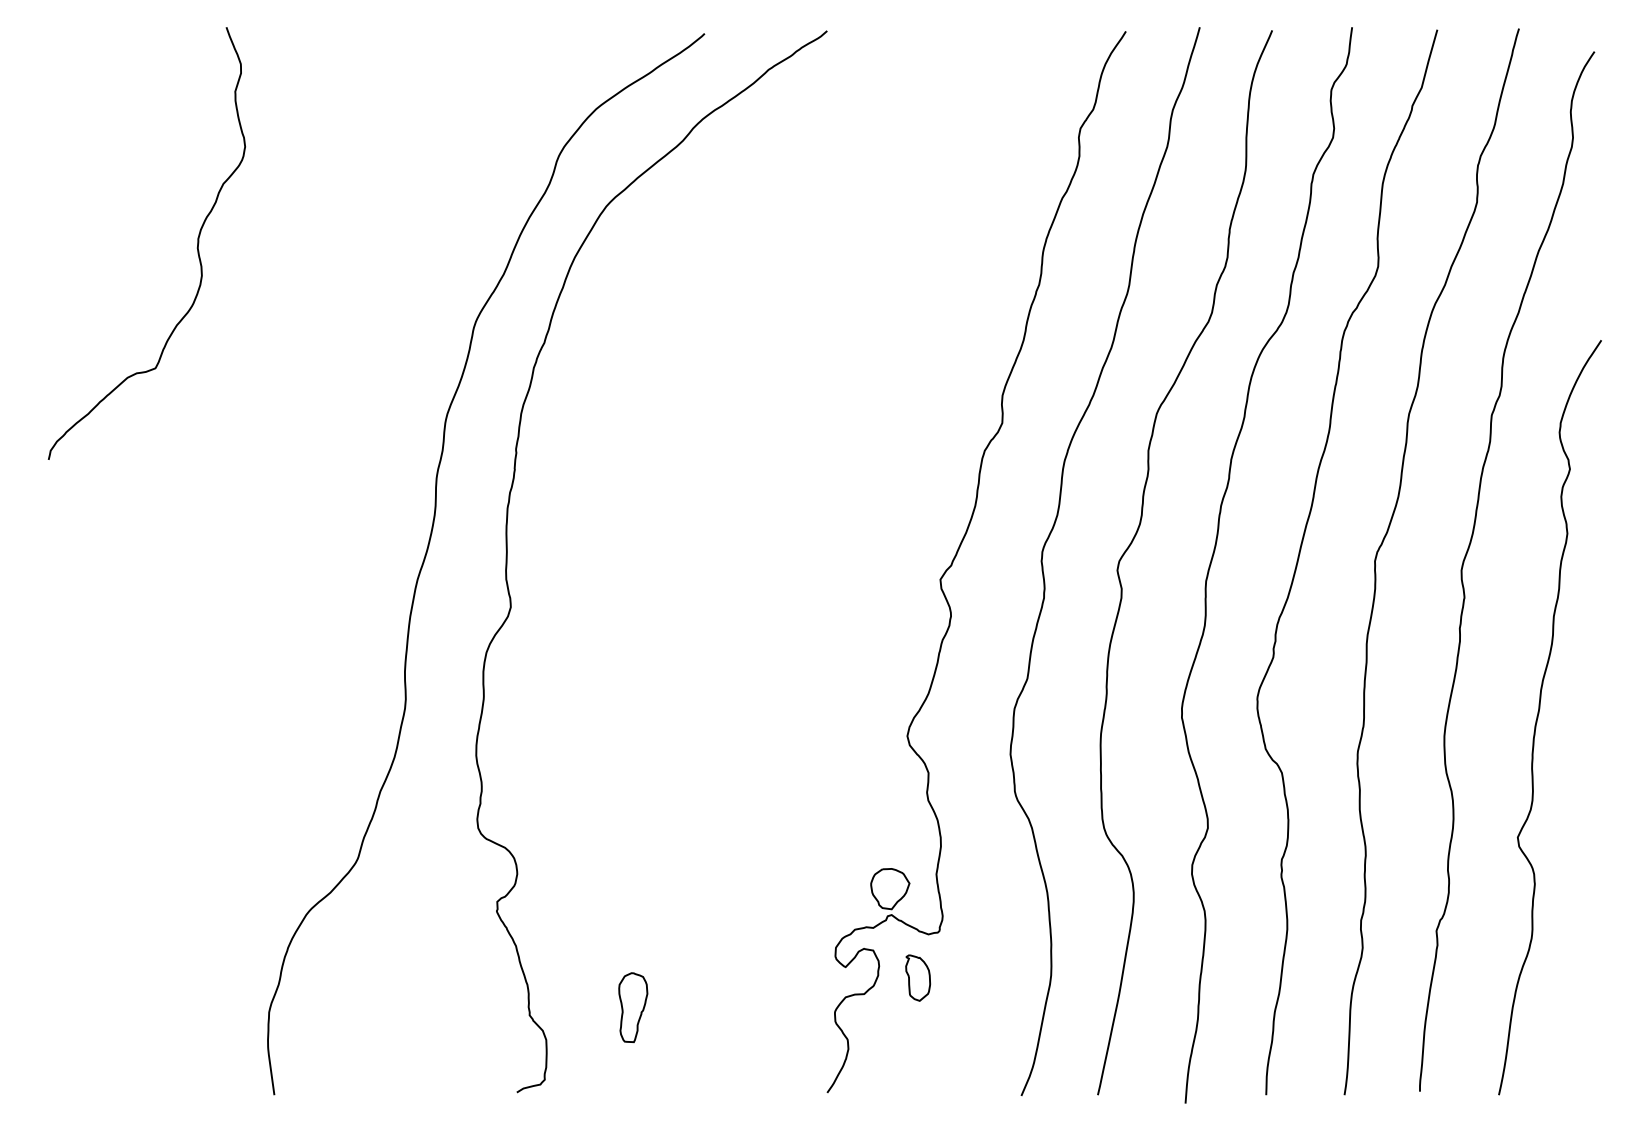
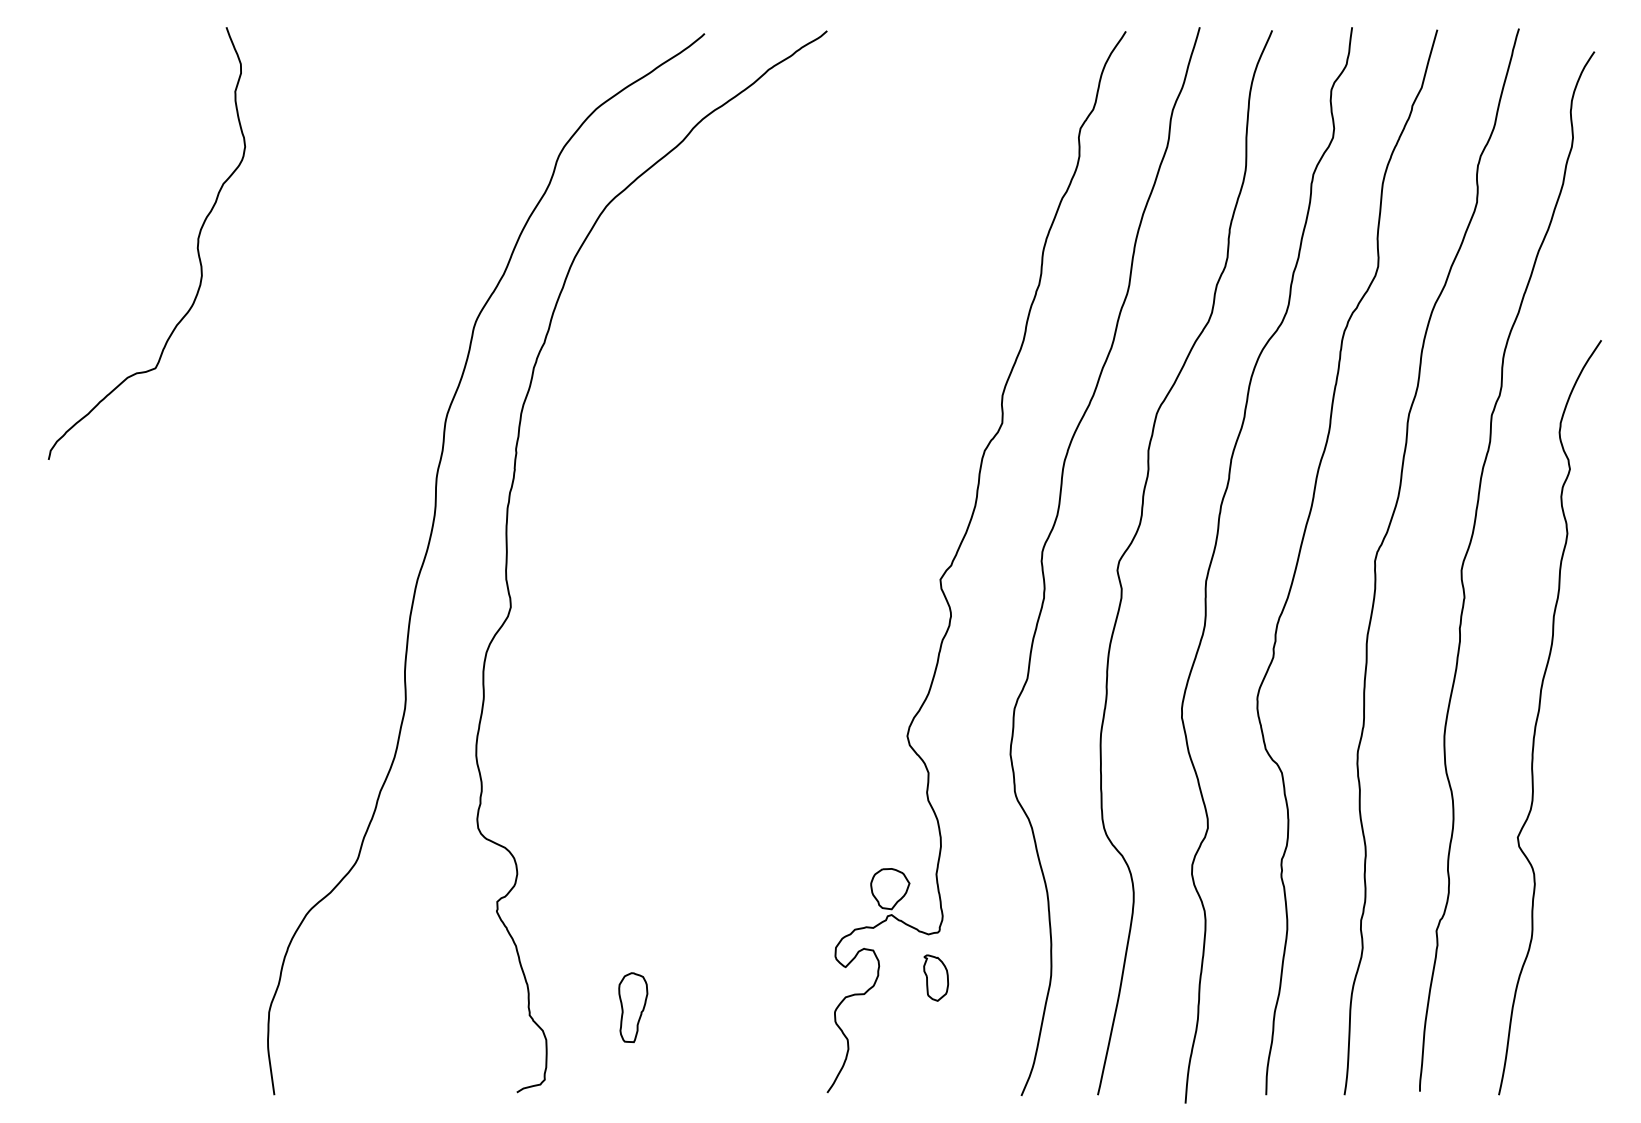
part position: (918, 977) -> (936, 977) (936, 977)
